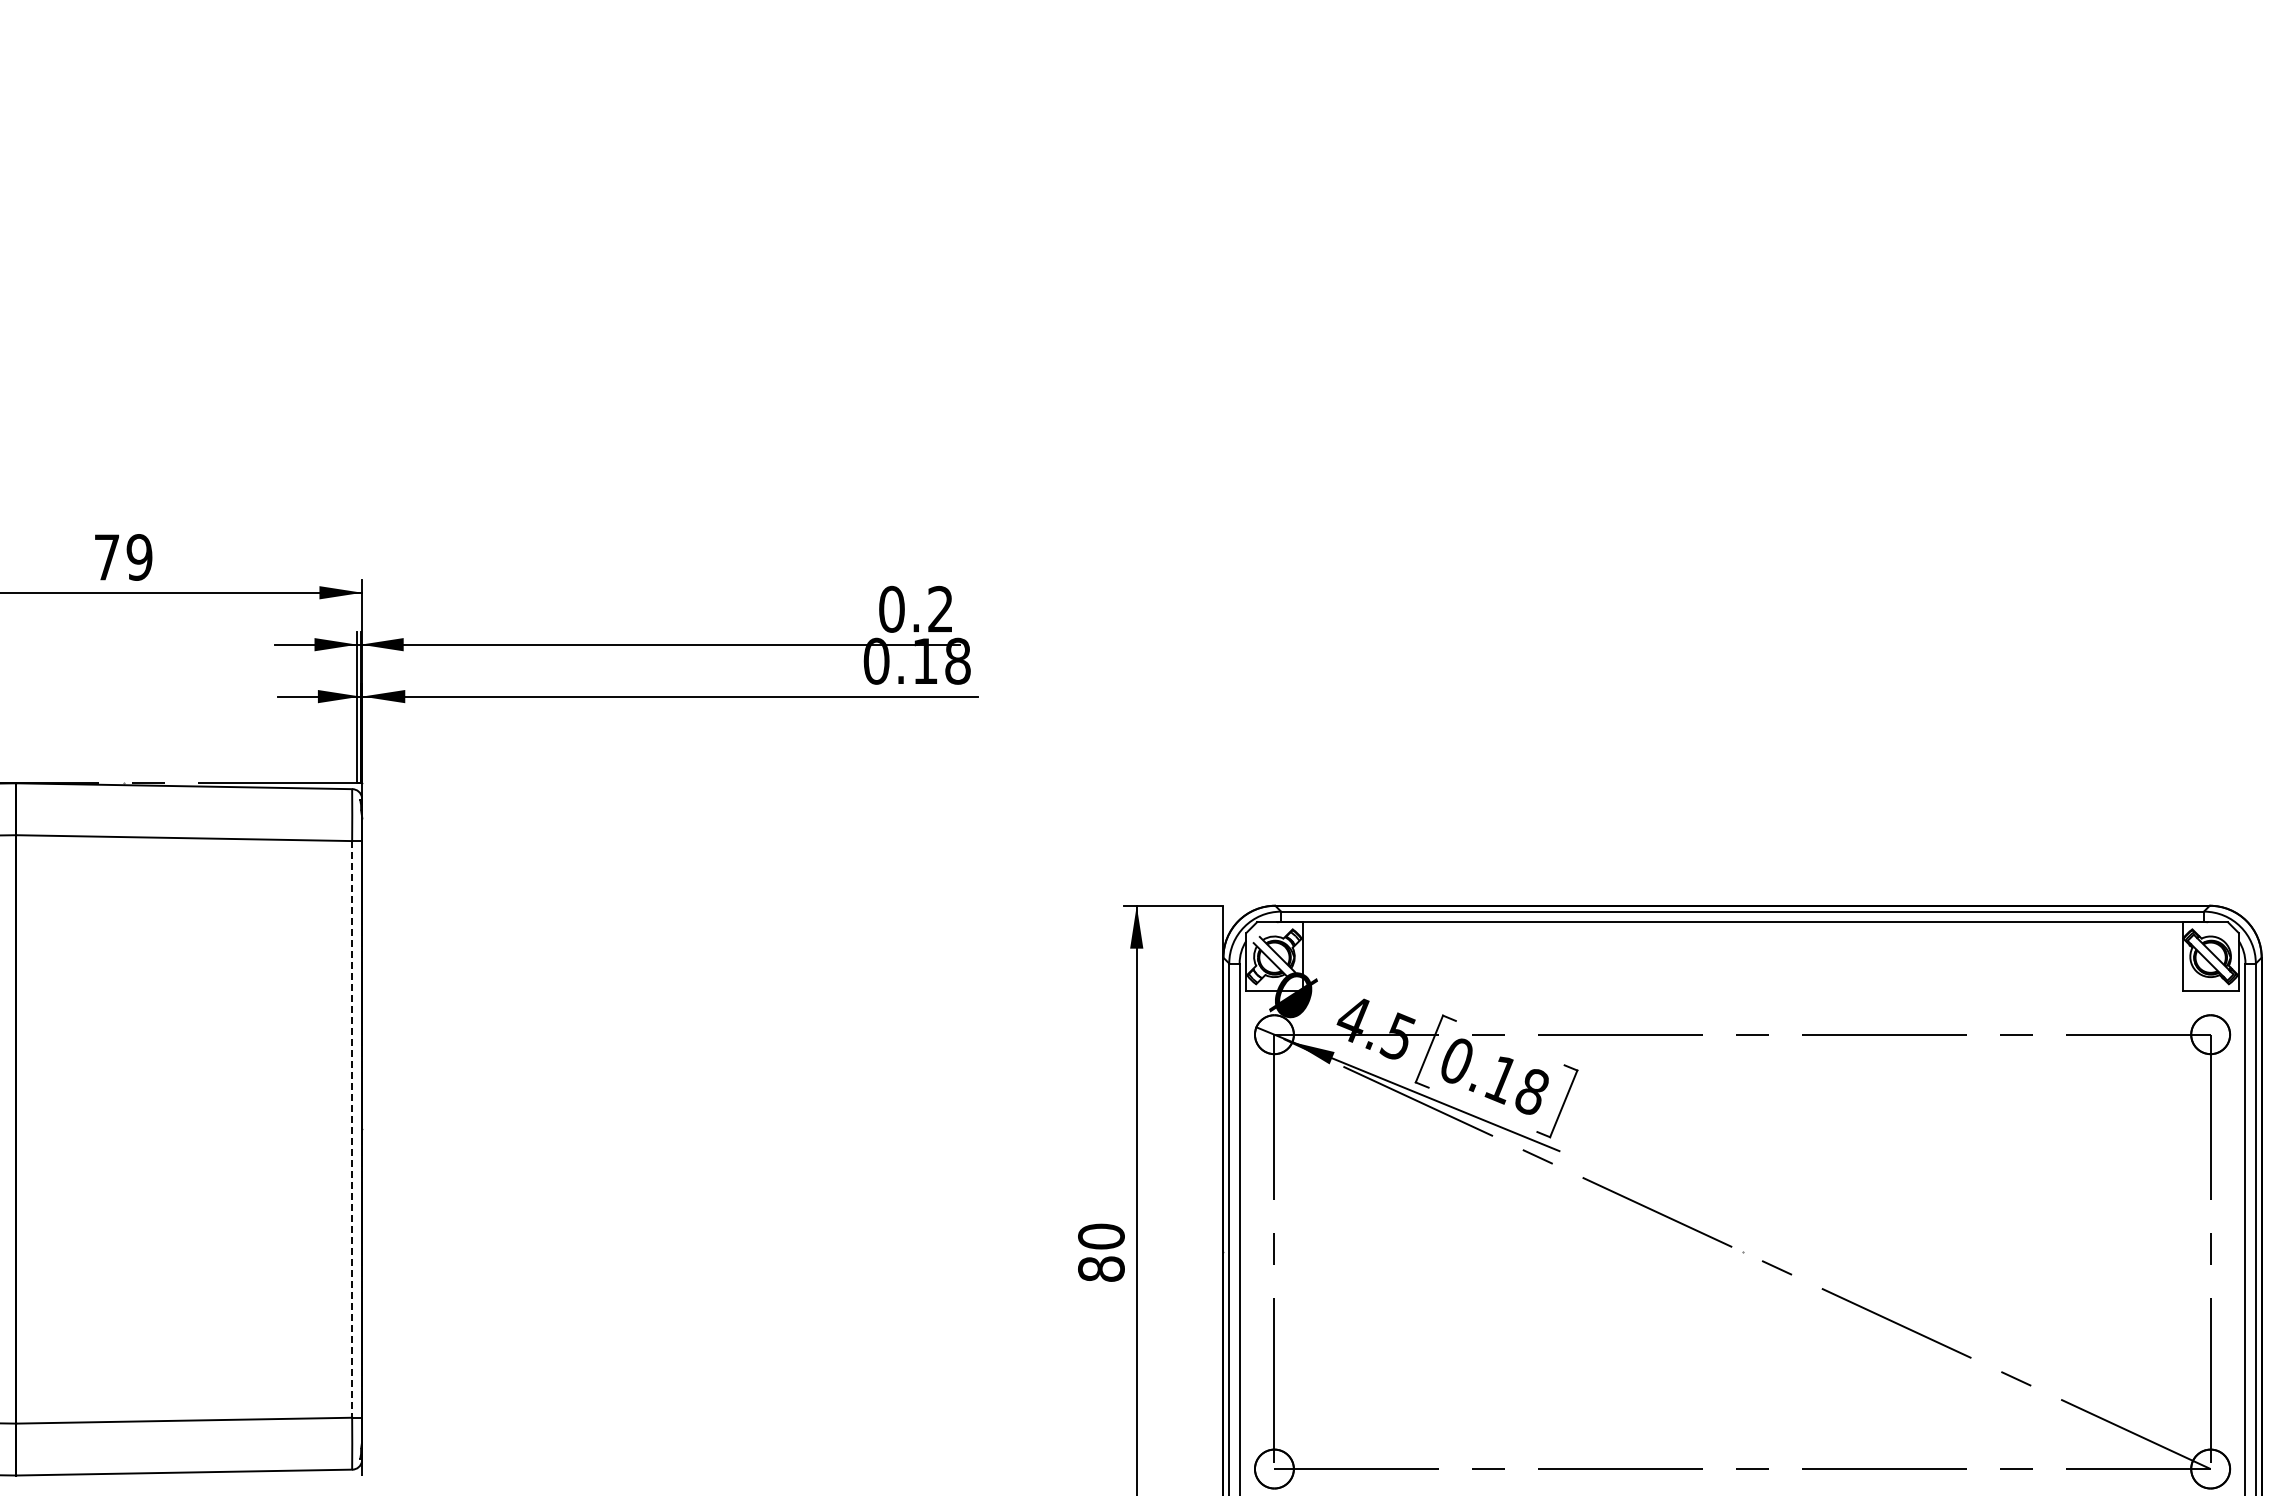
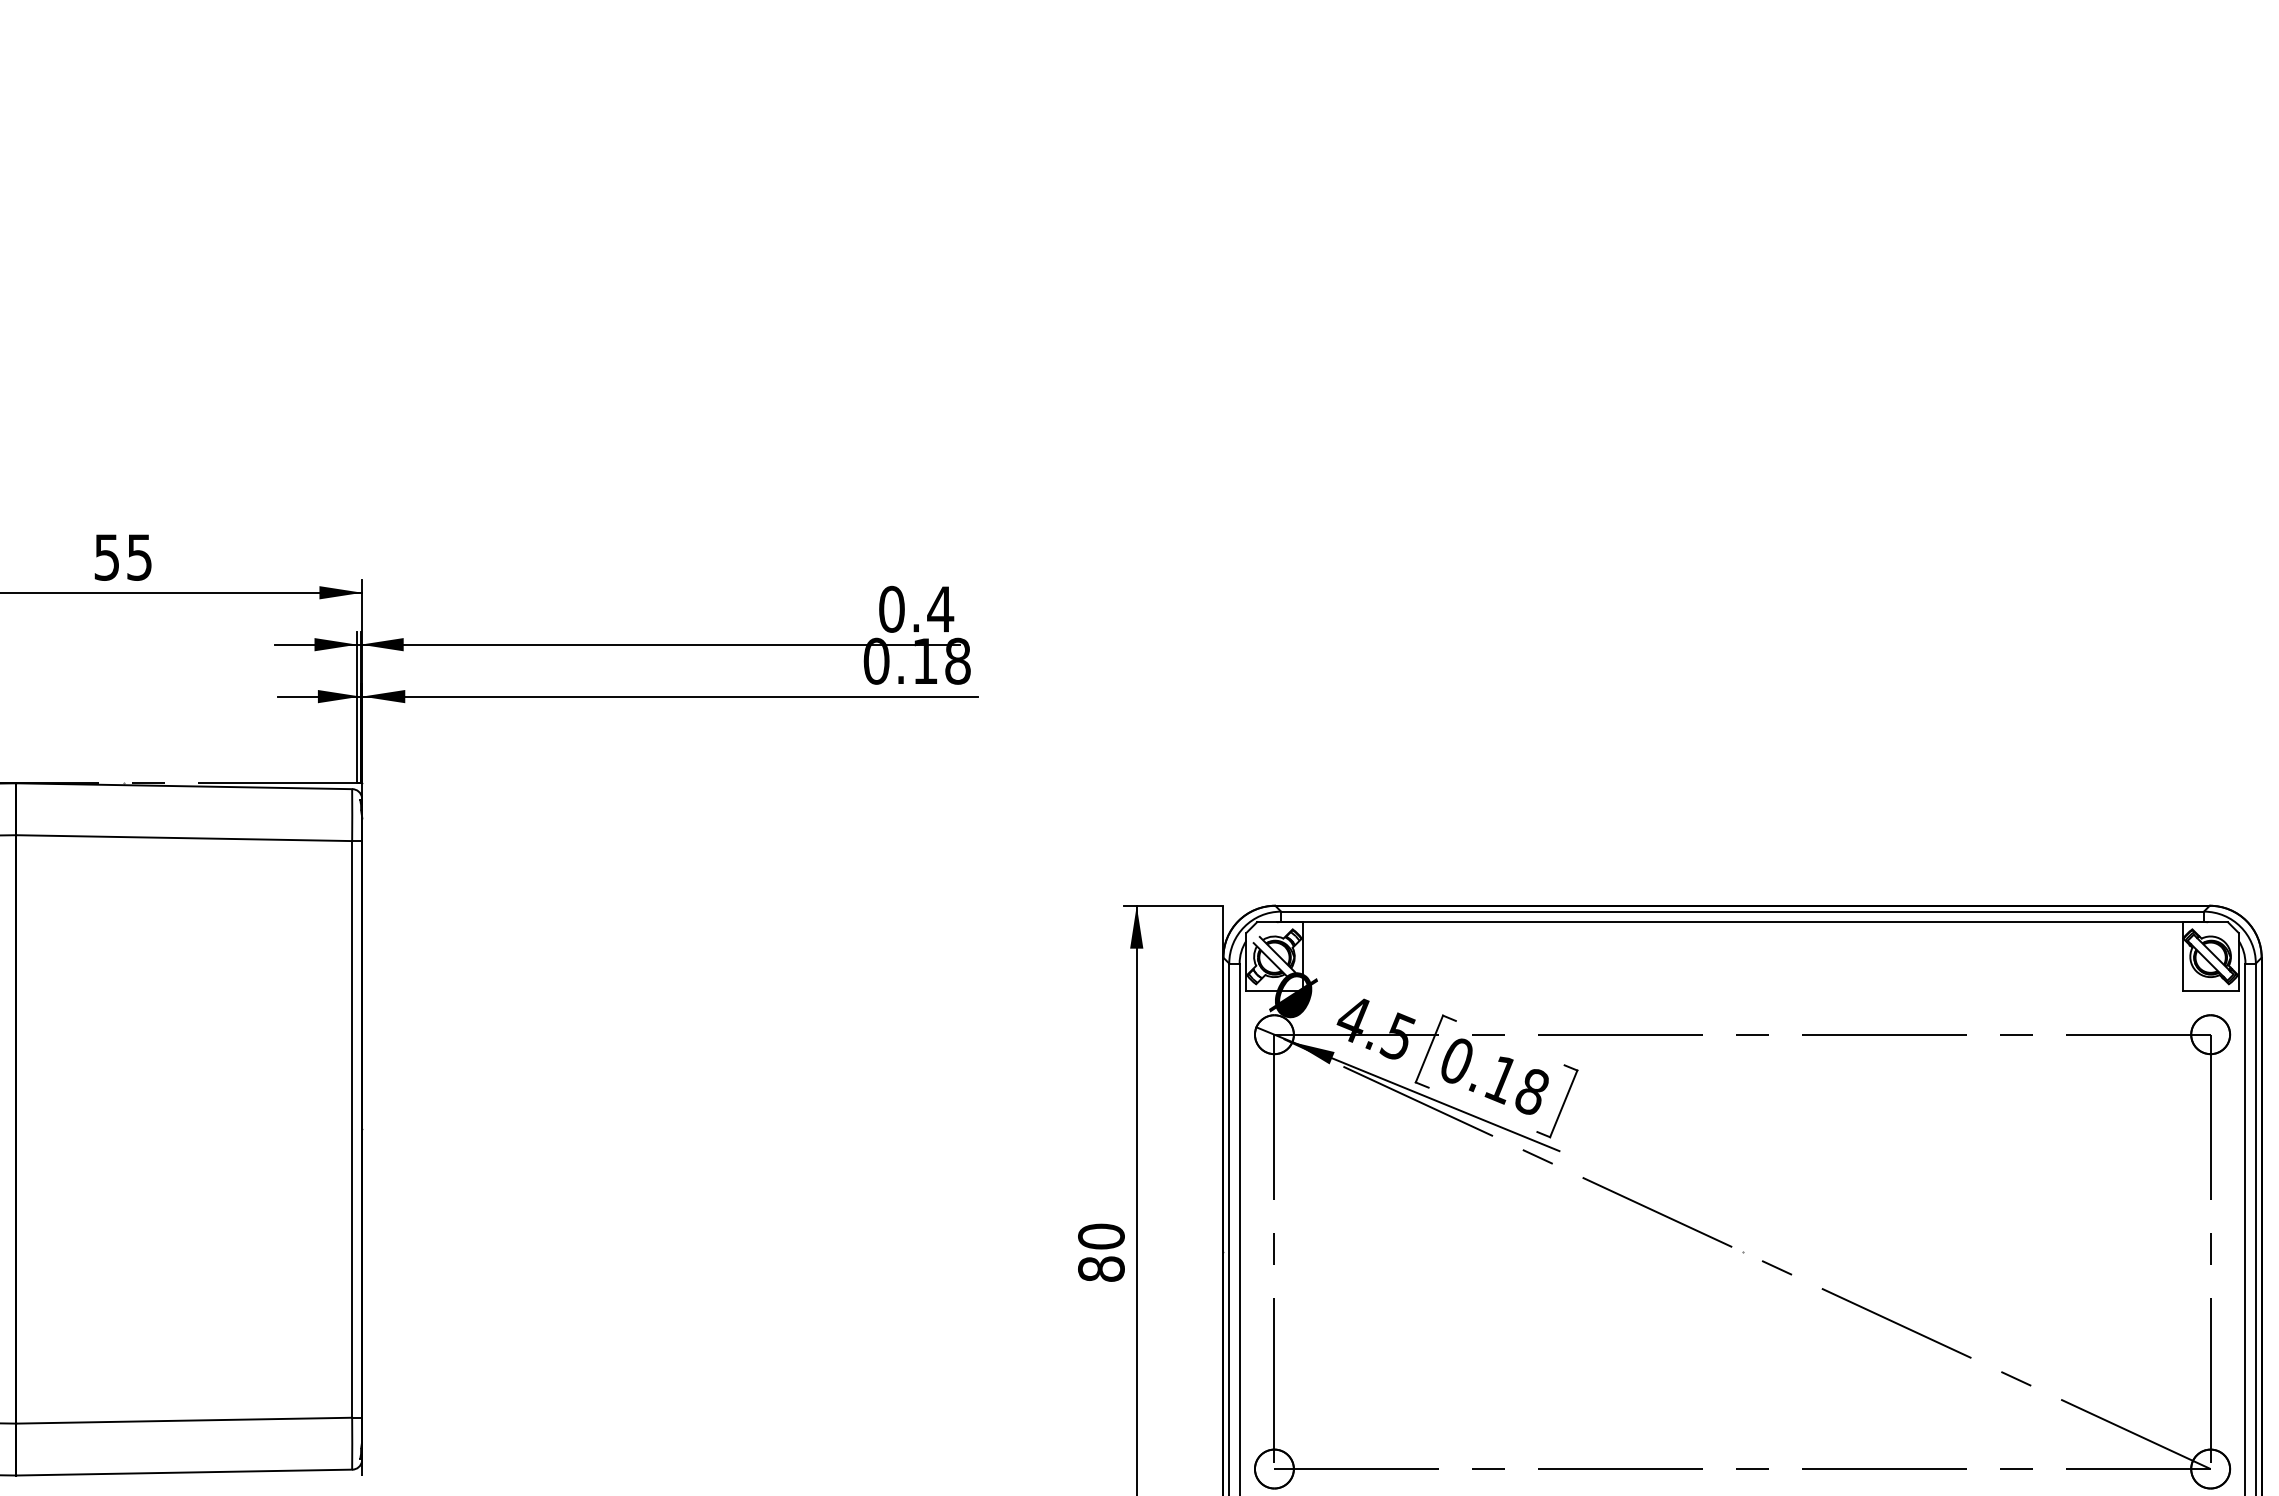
text: 79 -> 55 (123, 557)
text: 0.2 -> 0.4 (940, 608)
line: dashed -> solid (352, 1129)
